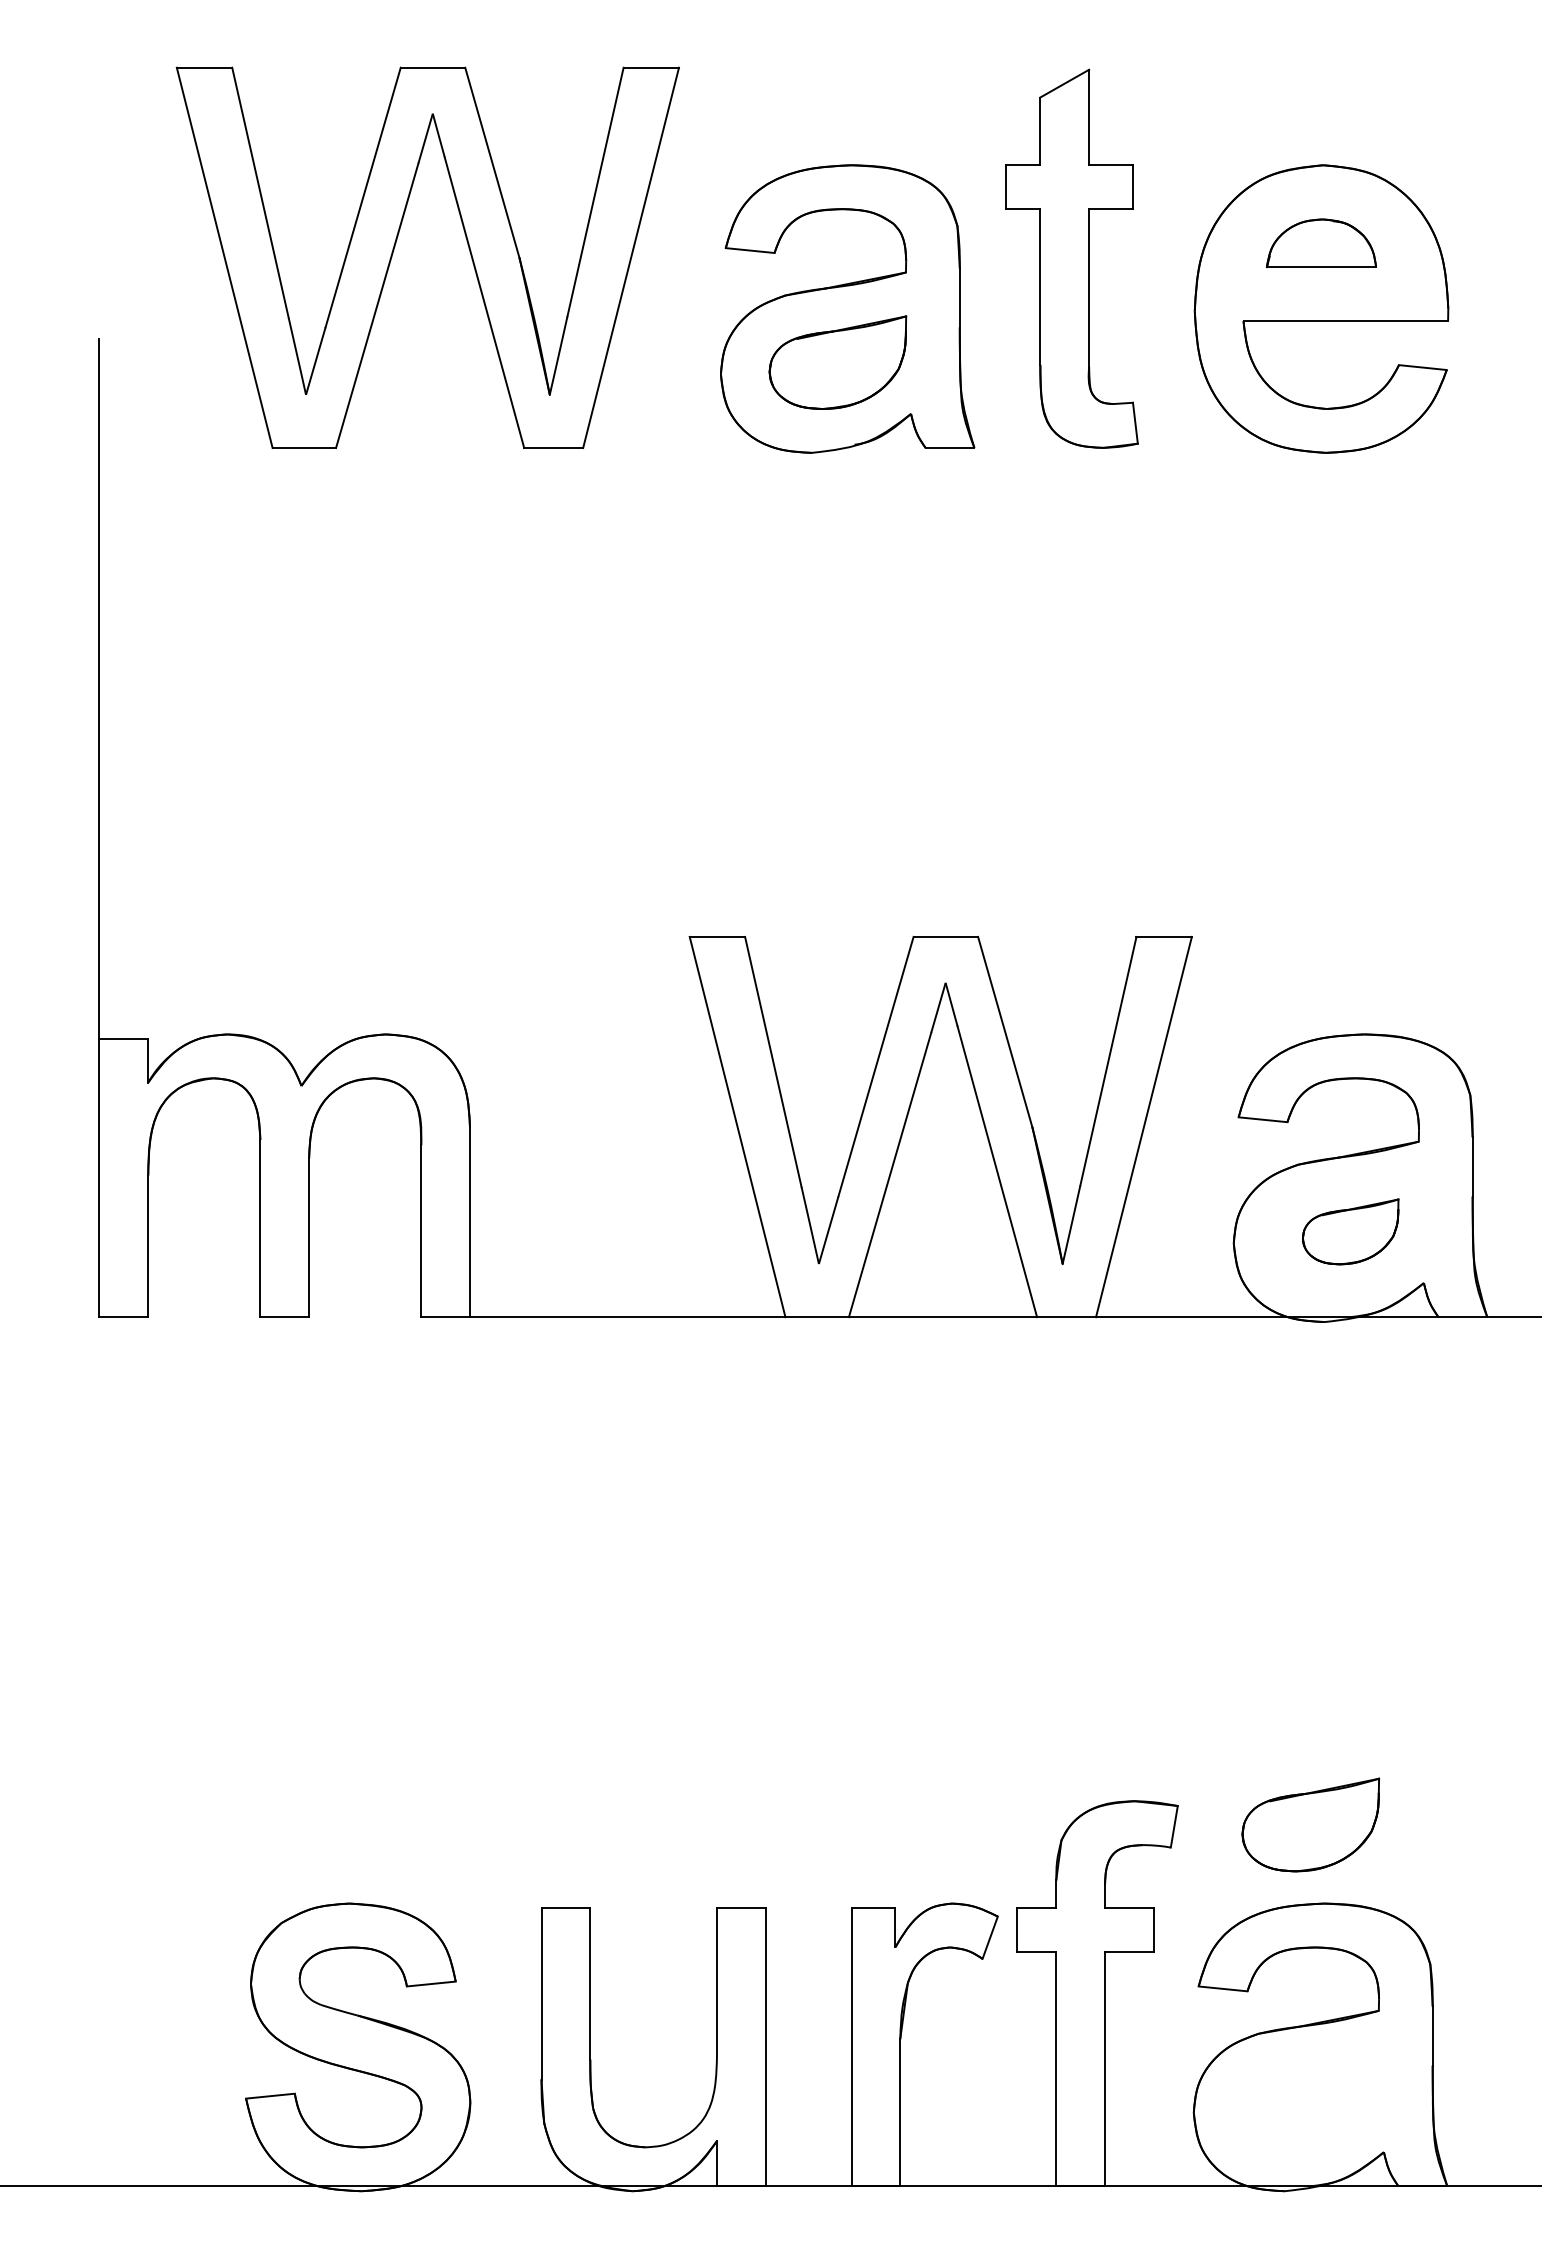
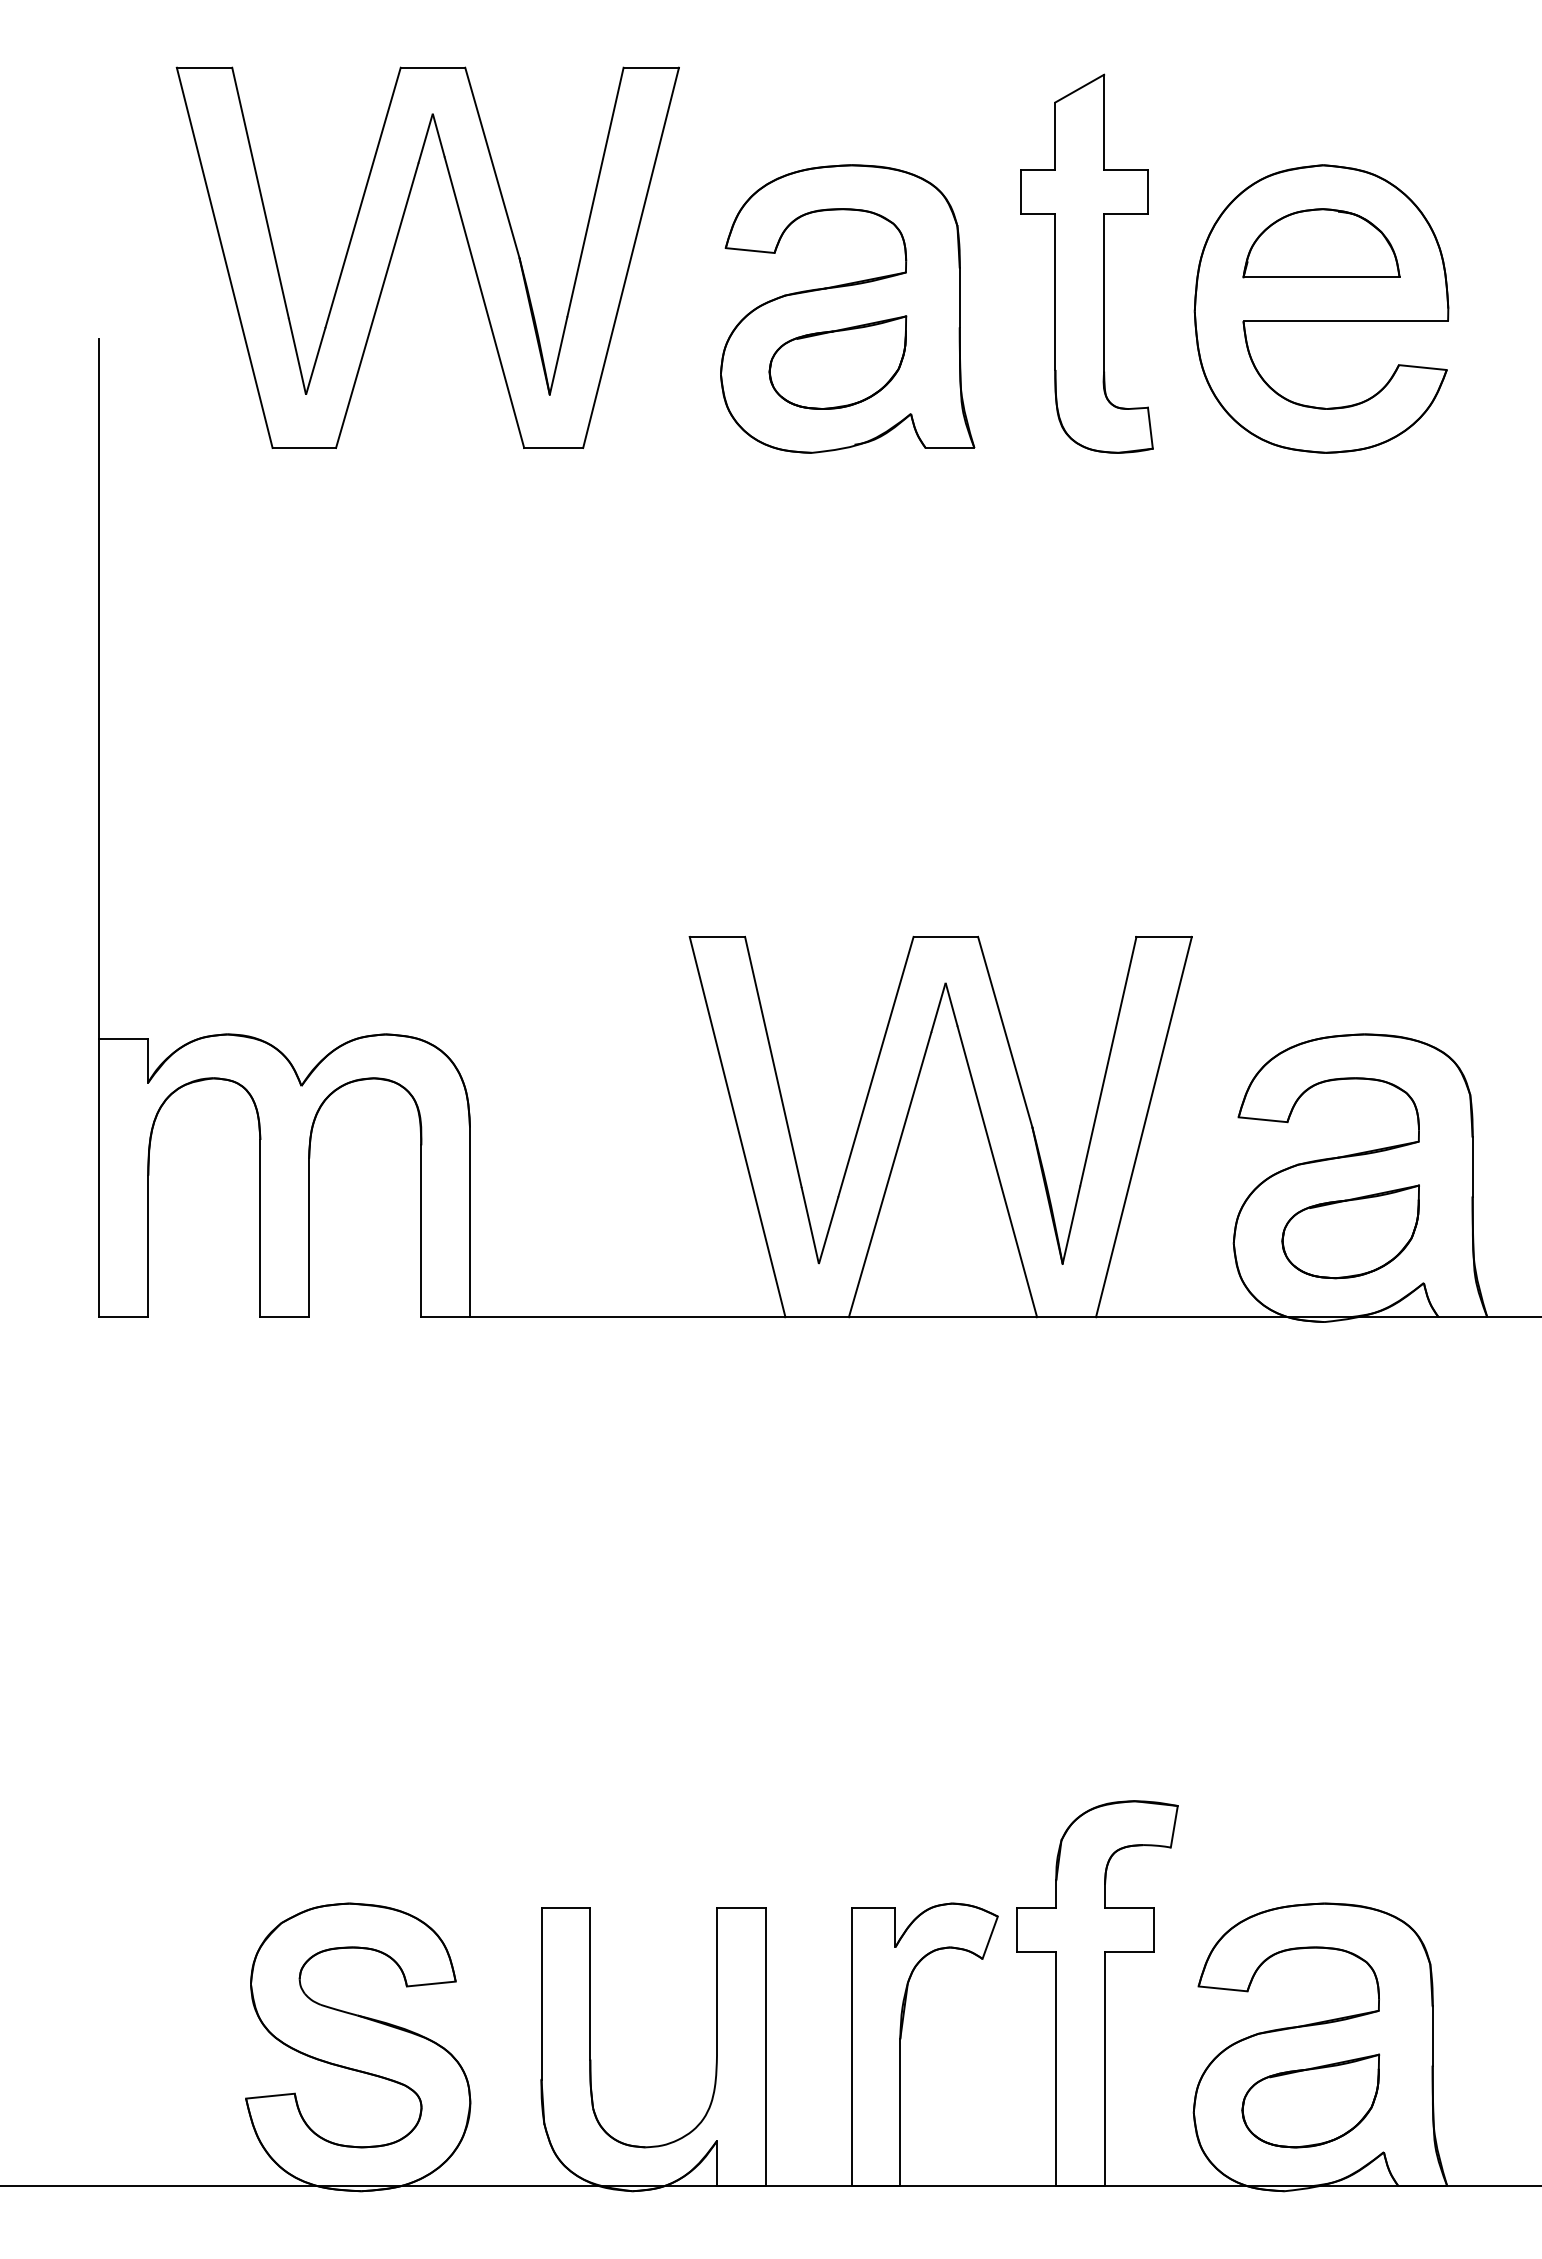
part size: 112x51 px -> 159x71 px (1321, 243)
part position: (1071, 258) -> (1086, 263) (1086, 263)
part size: 98x68 px -> 139x96 px (1350, 1231)
part position: (1310, 1824) -> (1310, 2100) (1310, 2100)
